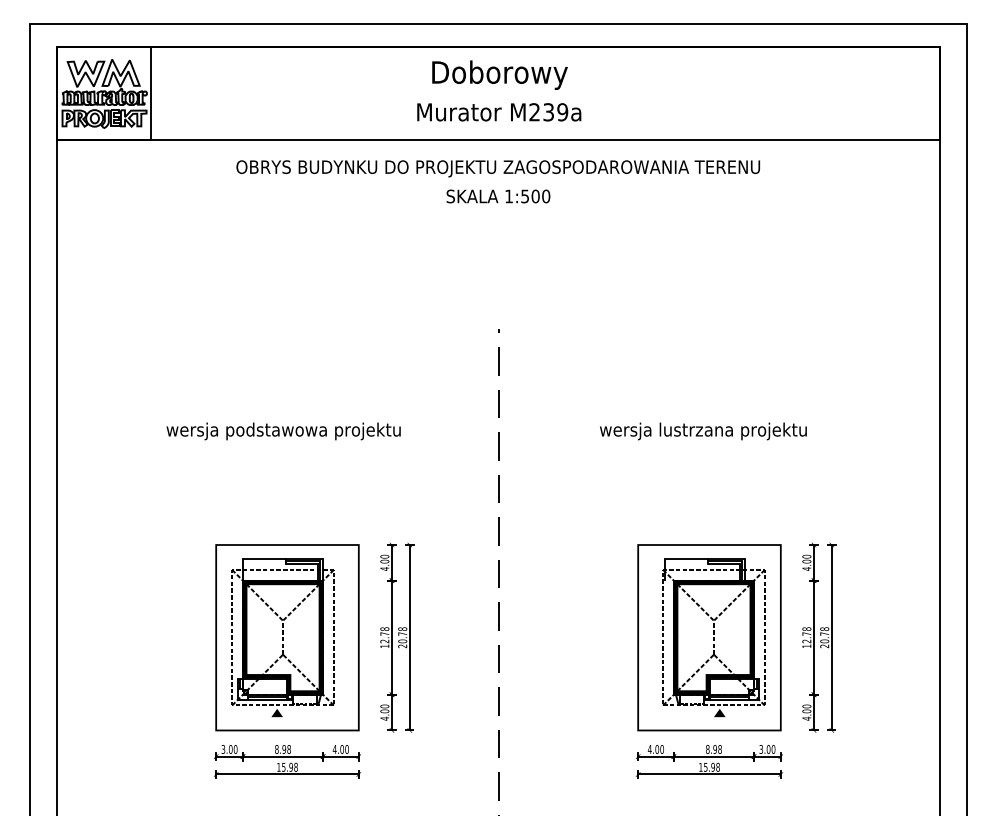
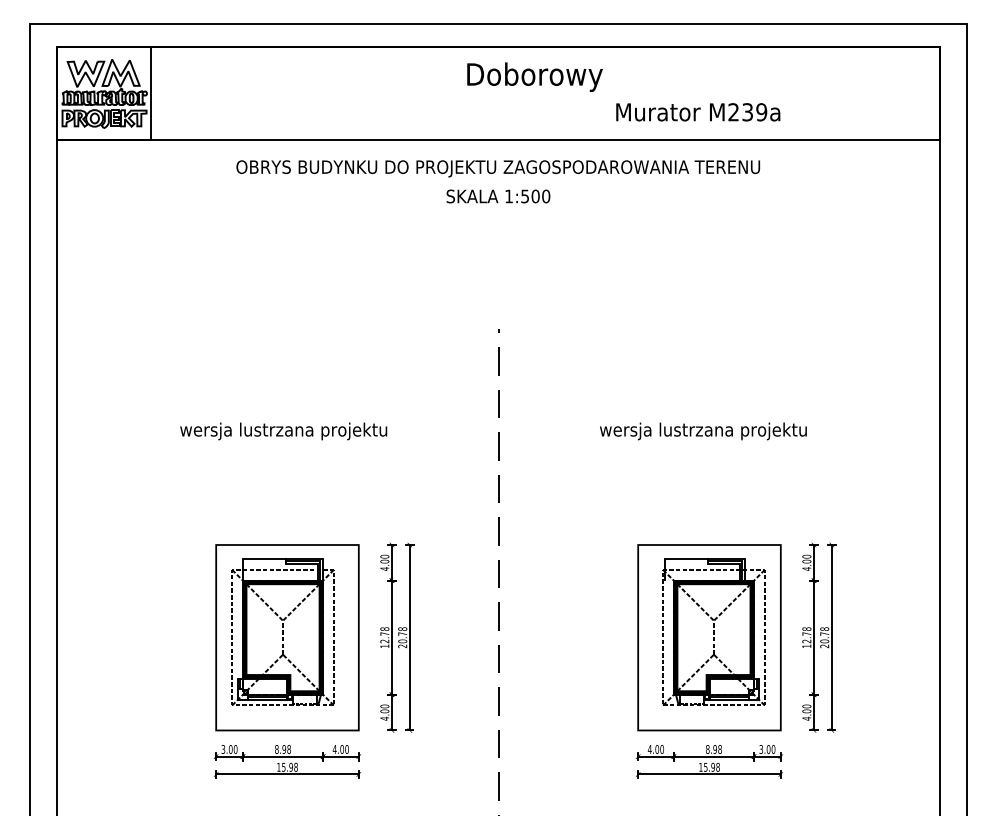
text position: (499, 74) -> (534, 76) (534, 76)
text position: (499, 112) -> (698, 112) (698, 112)
text: wersja podstawowa projektu -> wersja lustrzana projektu (283, 431)
fill: present -> none (277, 712)
fill: present -> none (719, 712)
